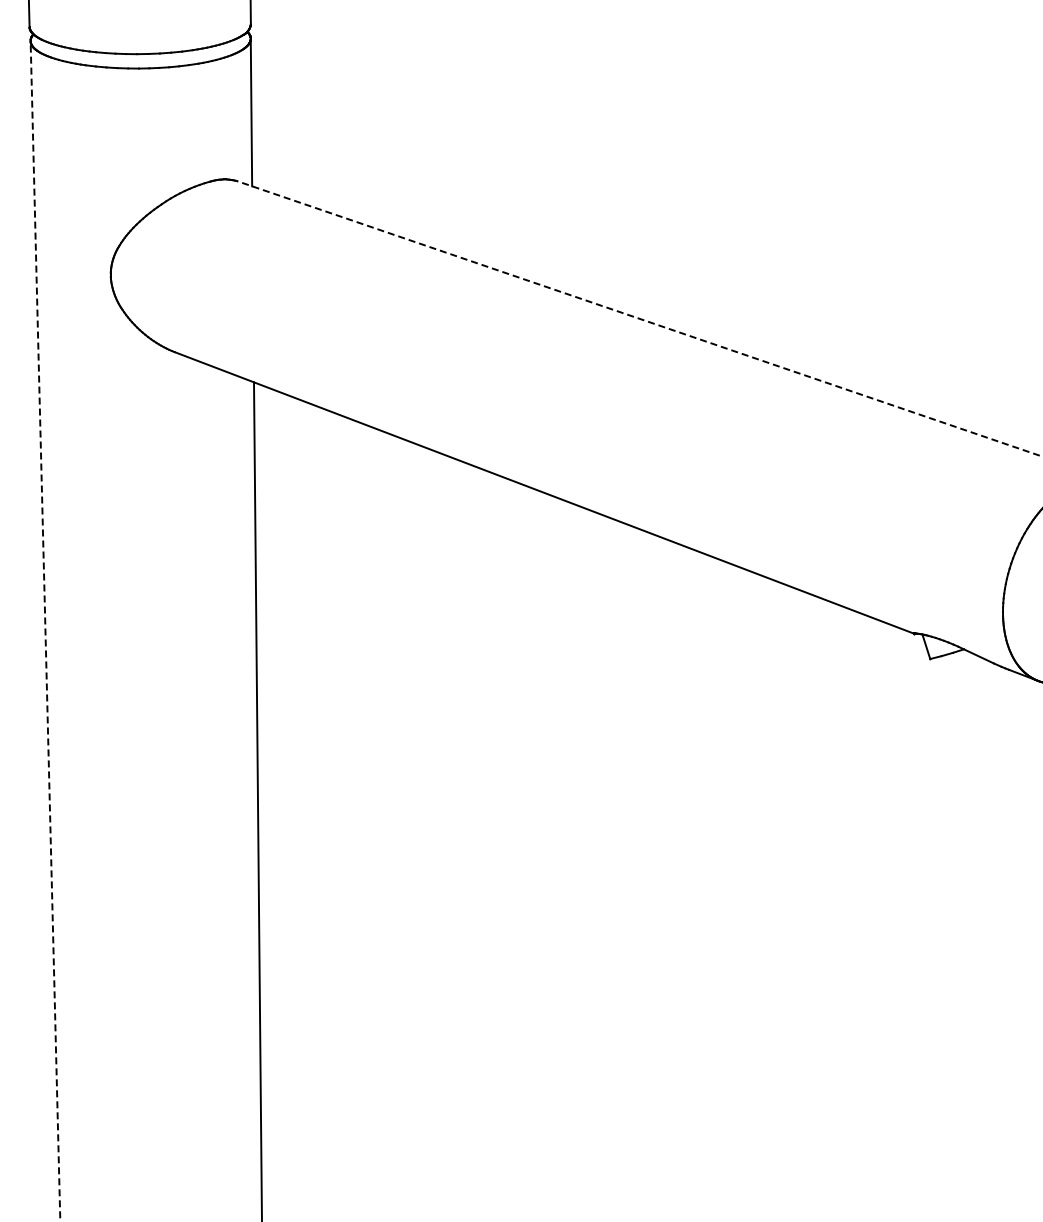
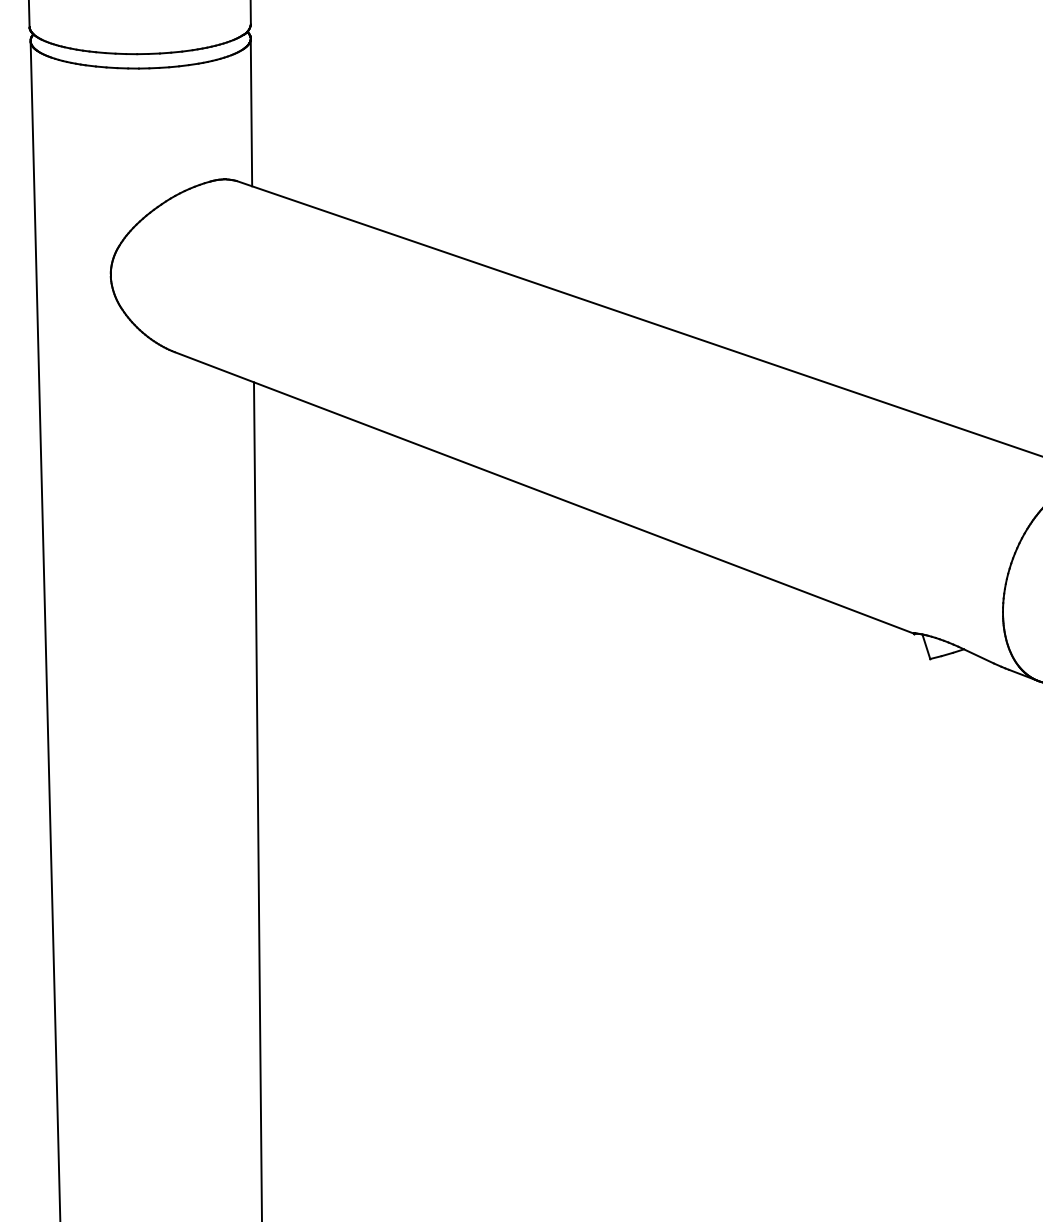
line: dashed -> solid (639, 318)
line: dashed -> solid (45, 630)
